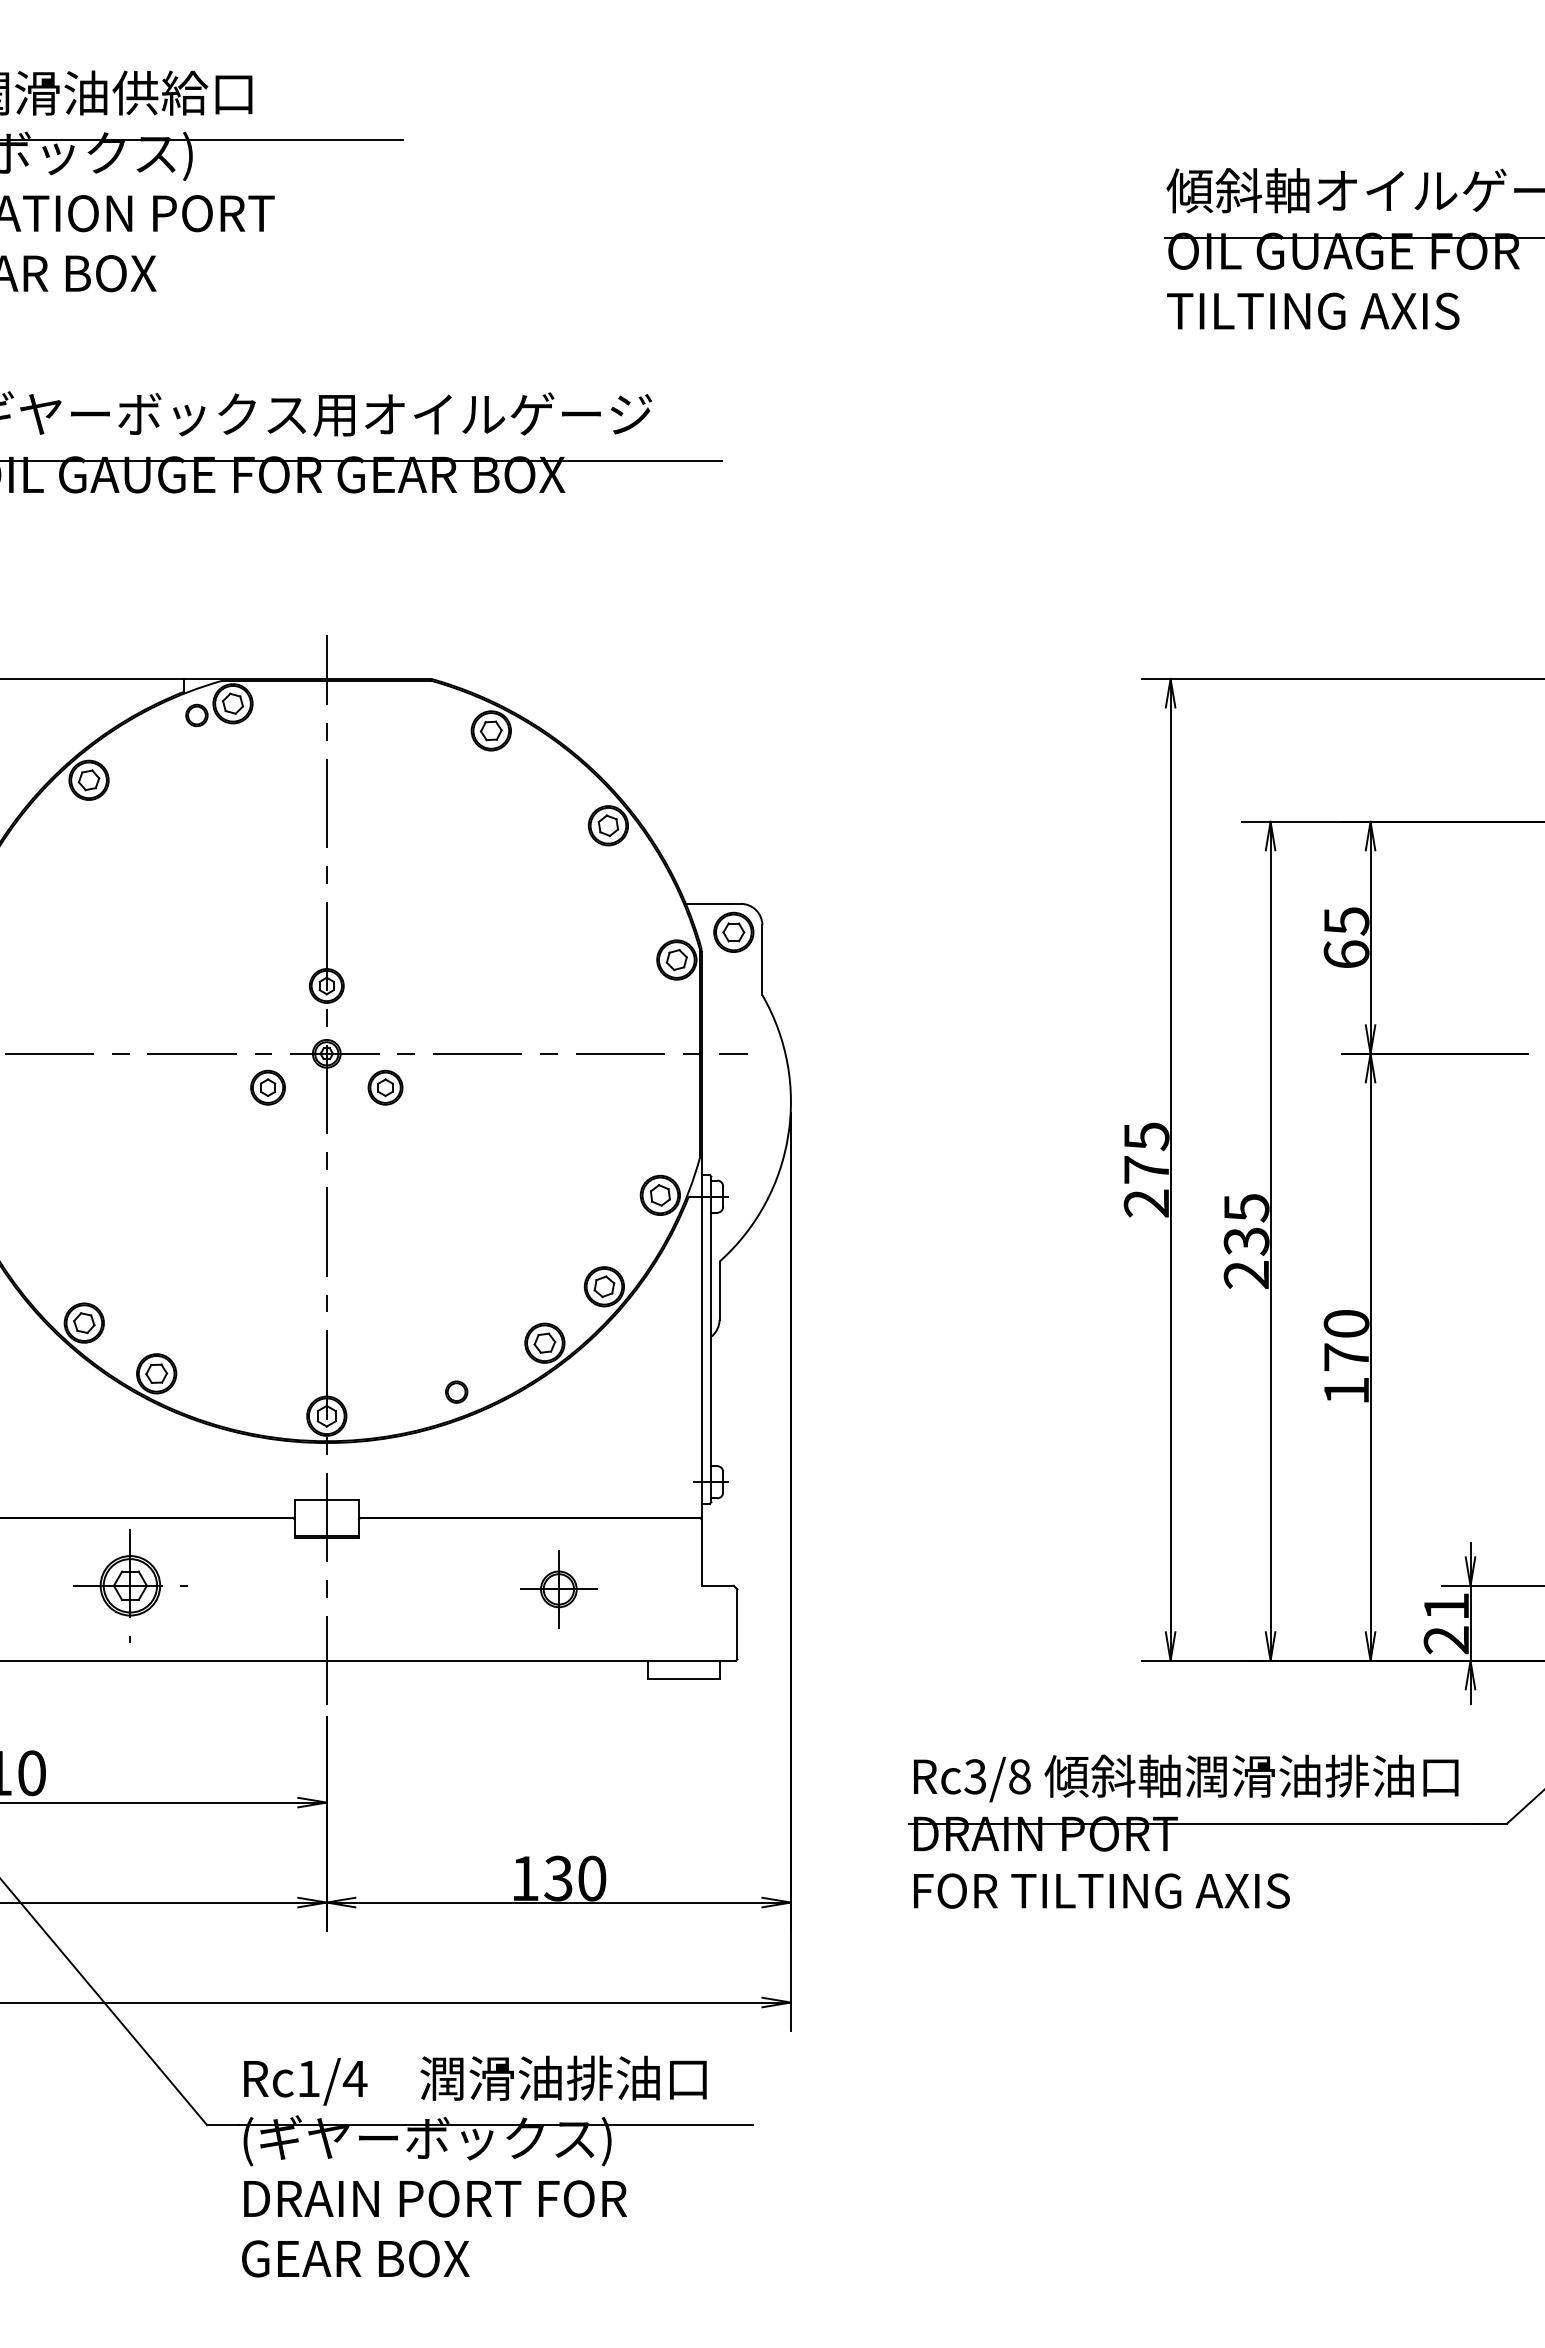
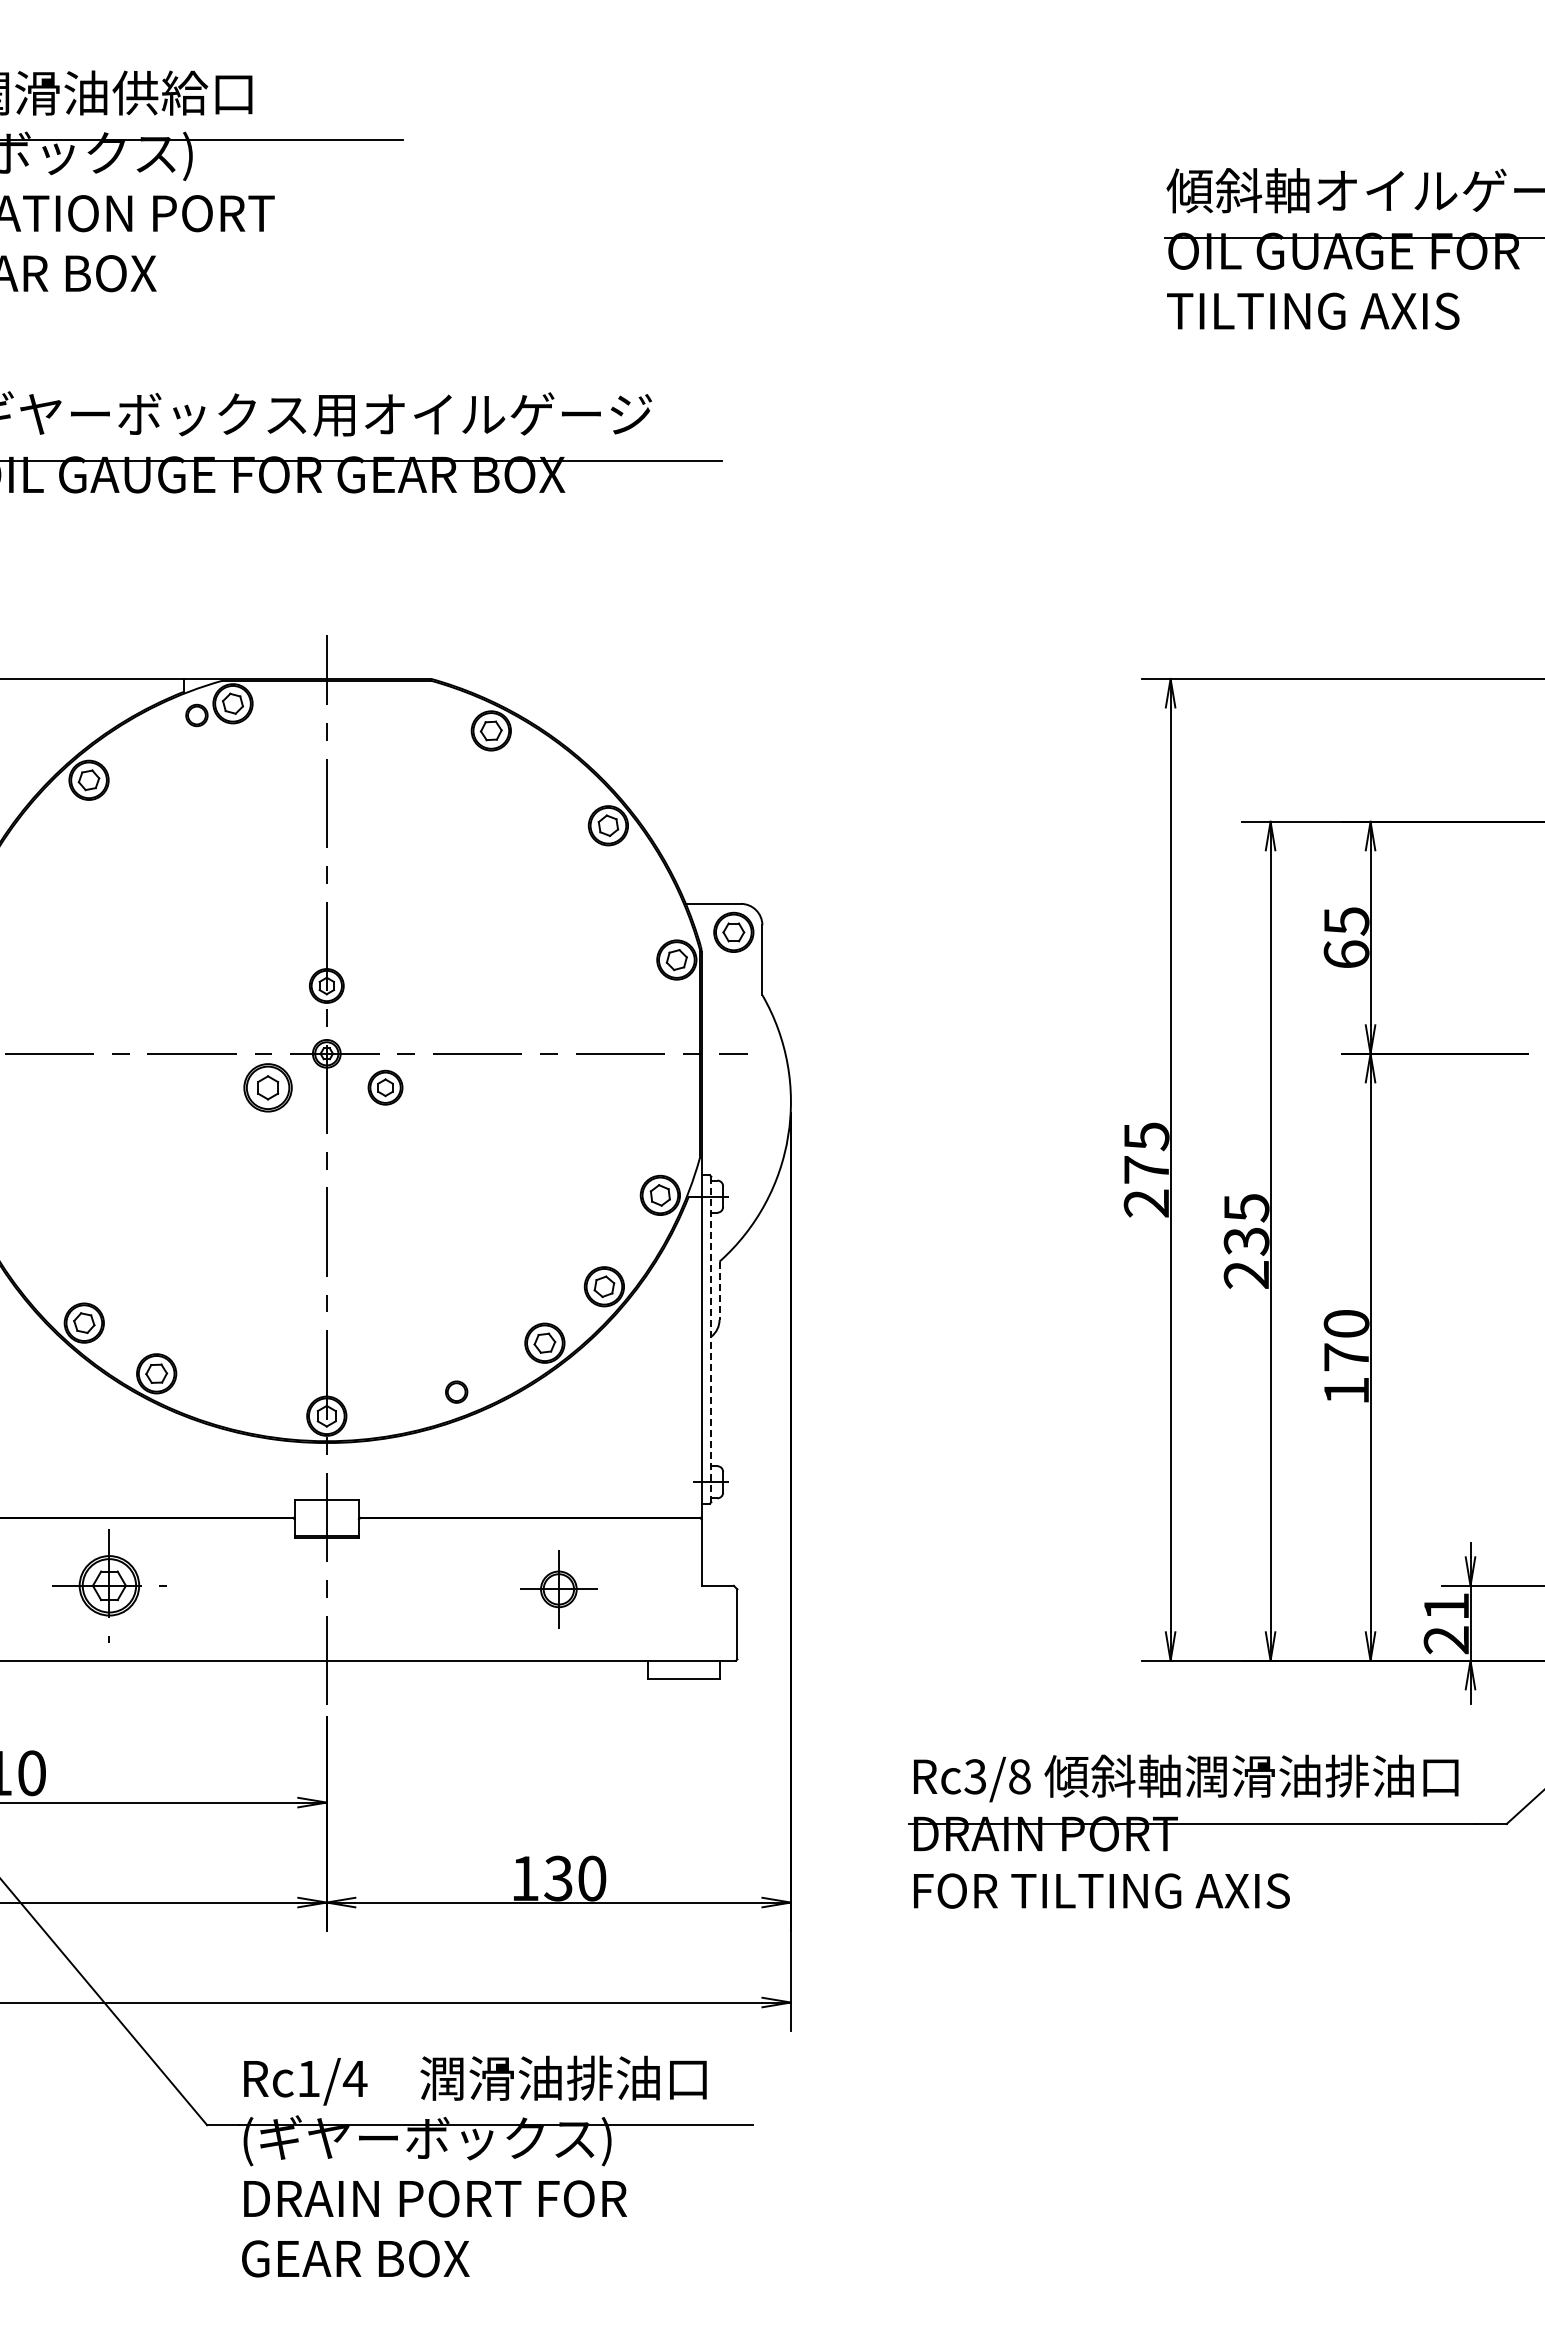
part size: 36x37 px -> 50x50 px (267, 1087)
line: solid -> dashed (719, 1291)
line: solid -> dashed (711, 1339)
part position: (130, 1585) -> (109, 1585) (109, 1585)
